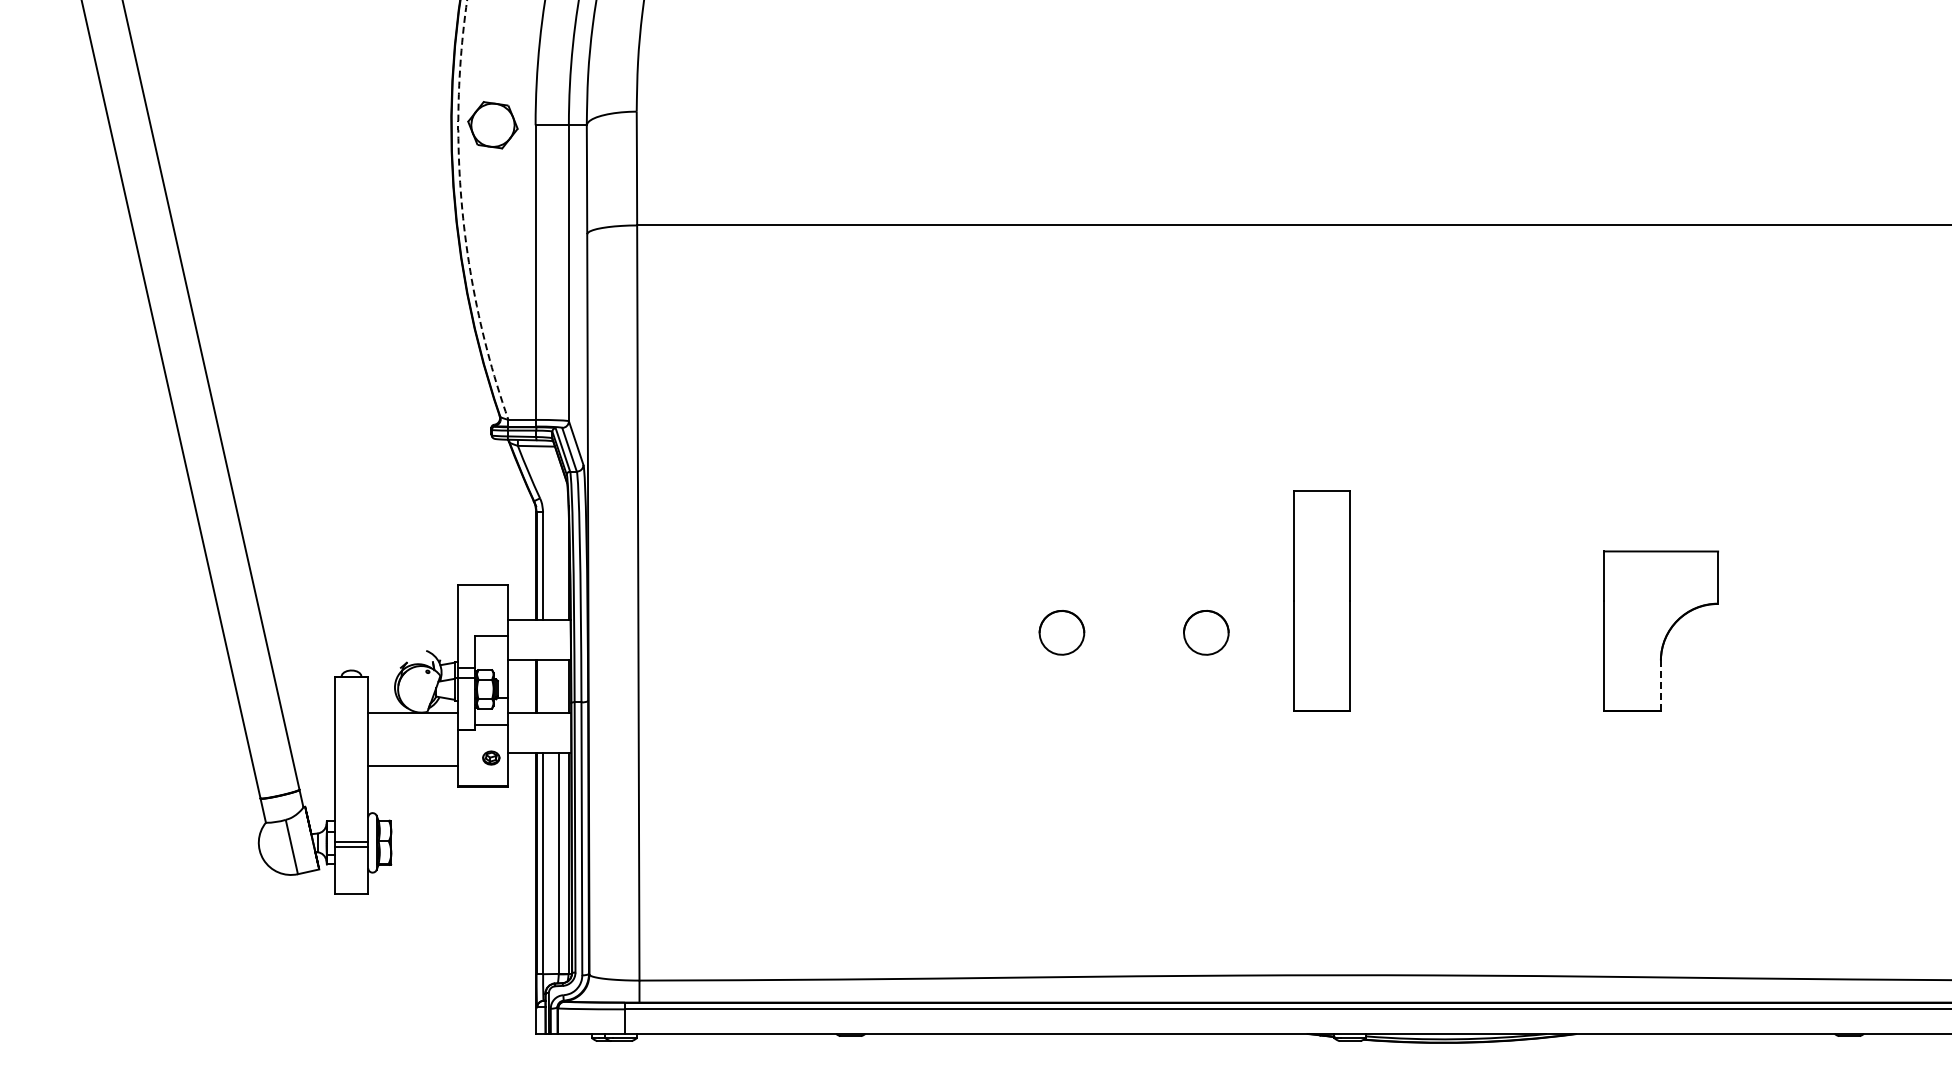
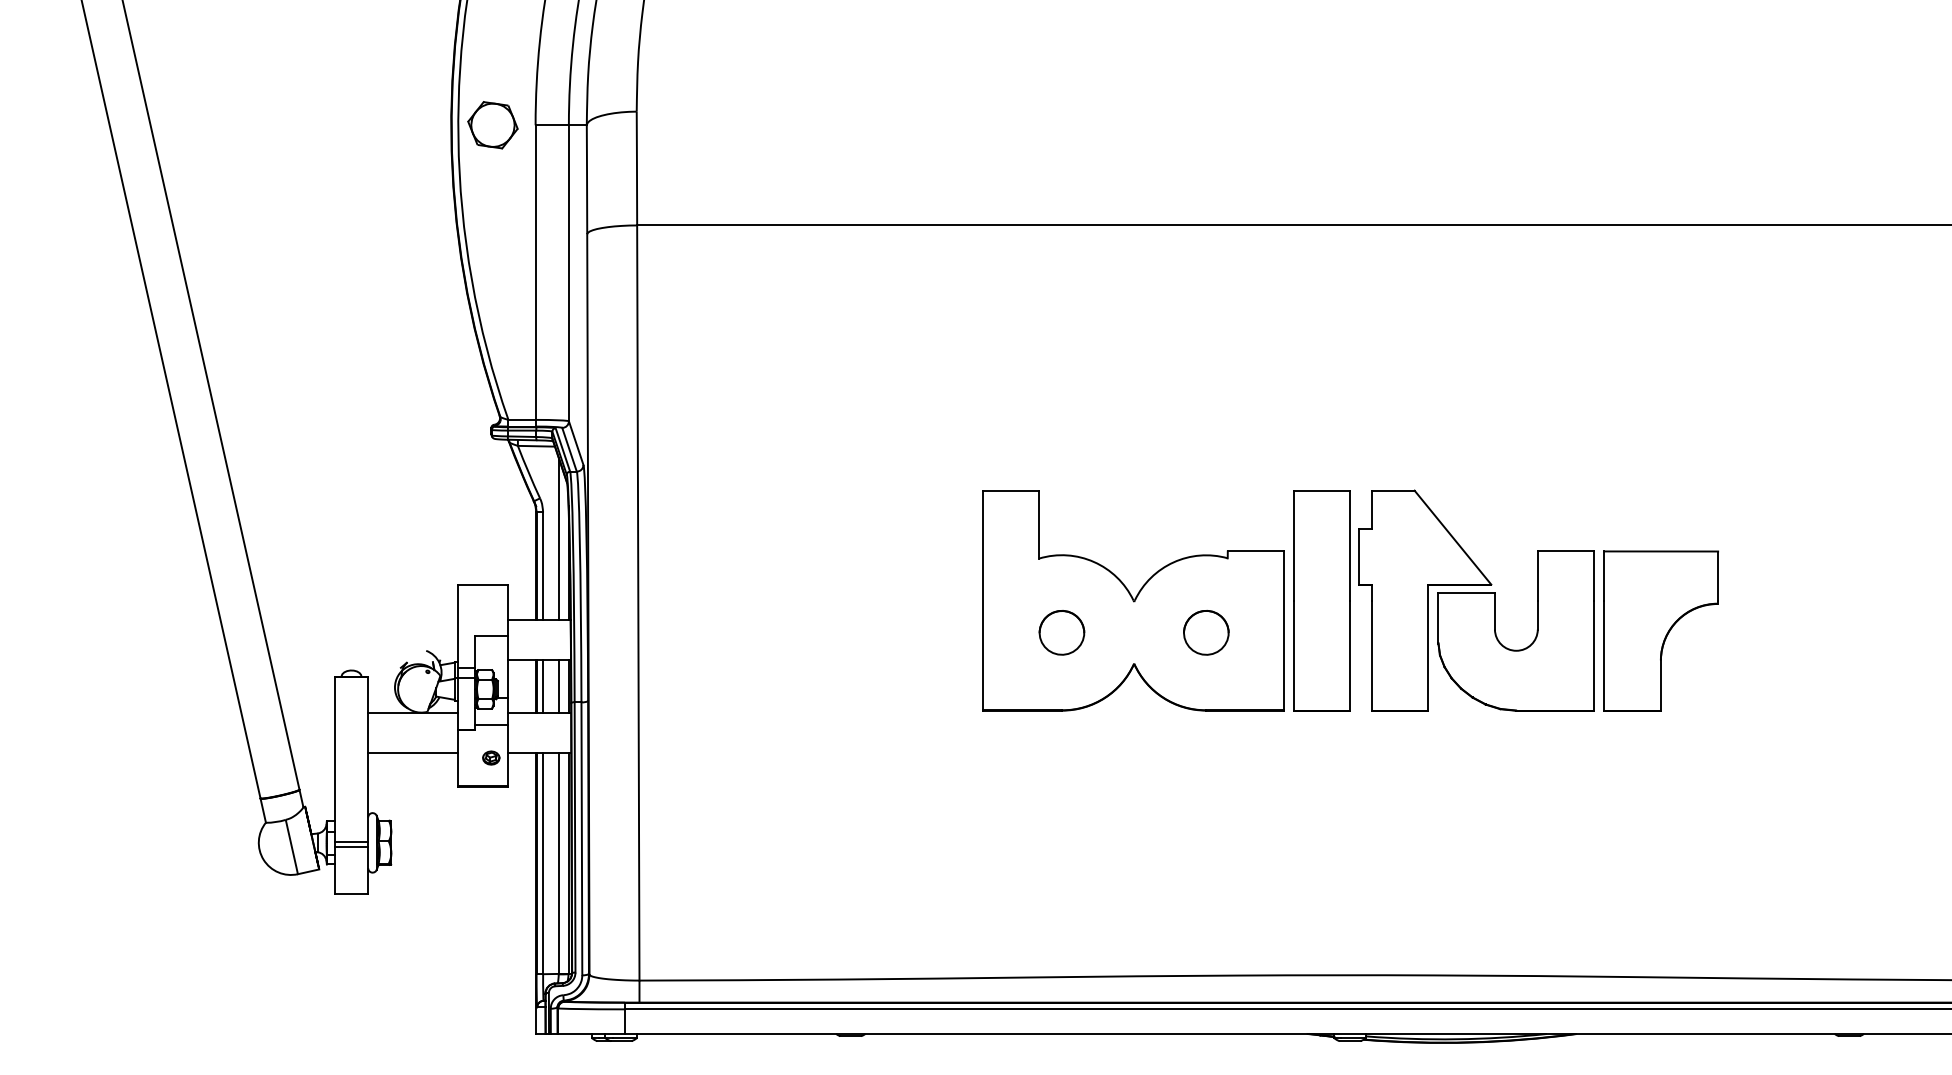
arc: dashed -> solid (462, 211)
line: none -> present (558, 538)
part: none -> present (1133, 600)
part: none -> present (1476, 600)
line: dashed -> solid (1660, 685)
line: none -> present (543, 686)
line: none -> present (558, 686)
line position: (413, 766) -> (413, 753) (413, 753)
